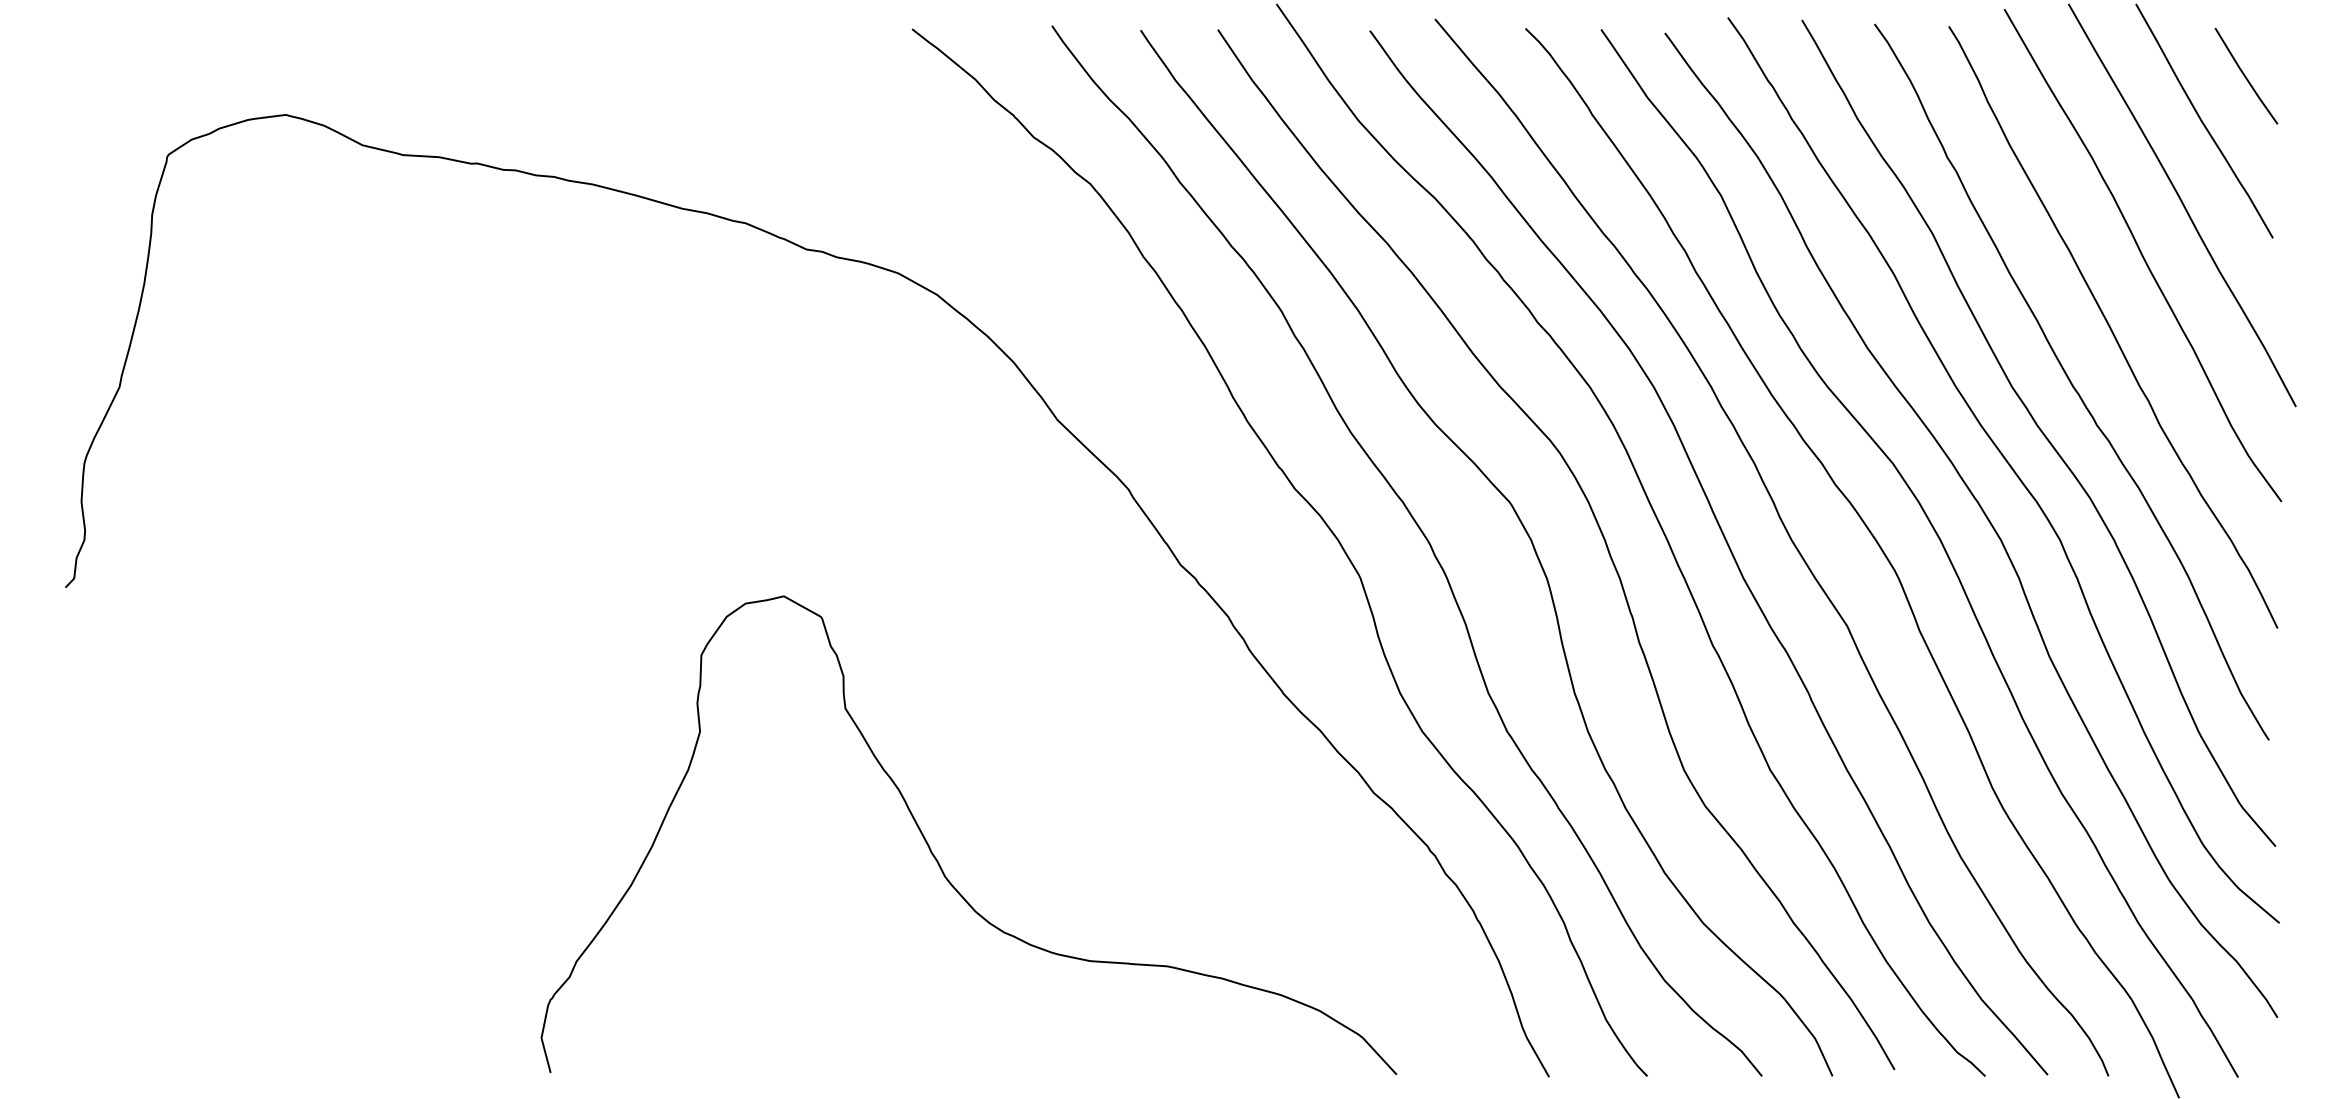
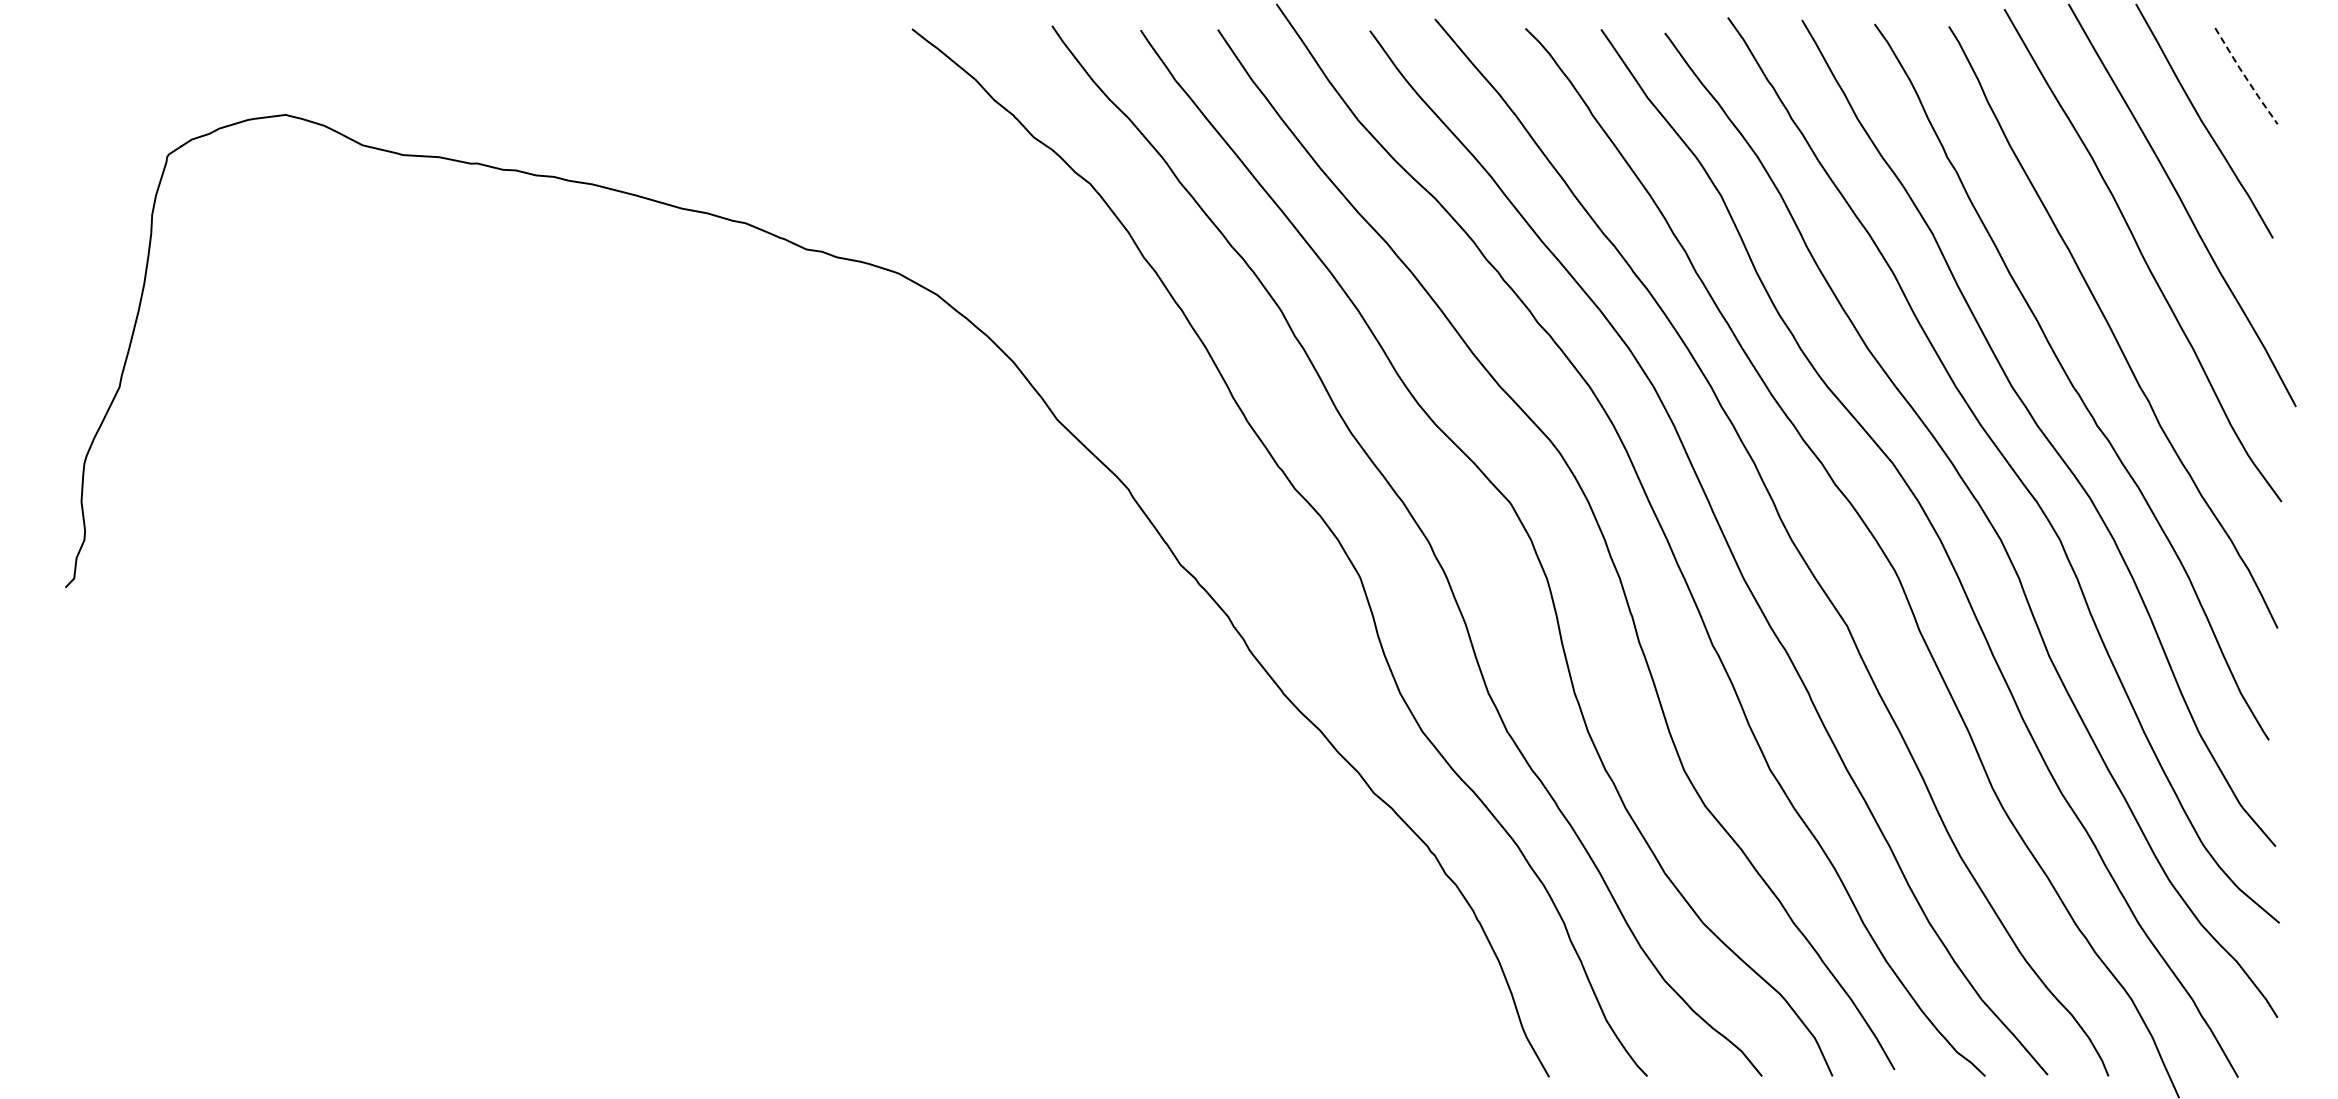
line: solid -> dashed (2245, 76)
curve: present -> none (935, 856)
